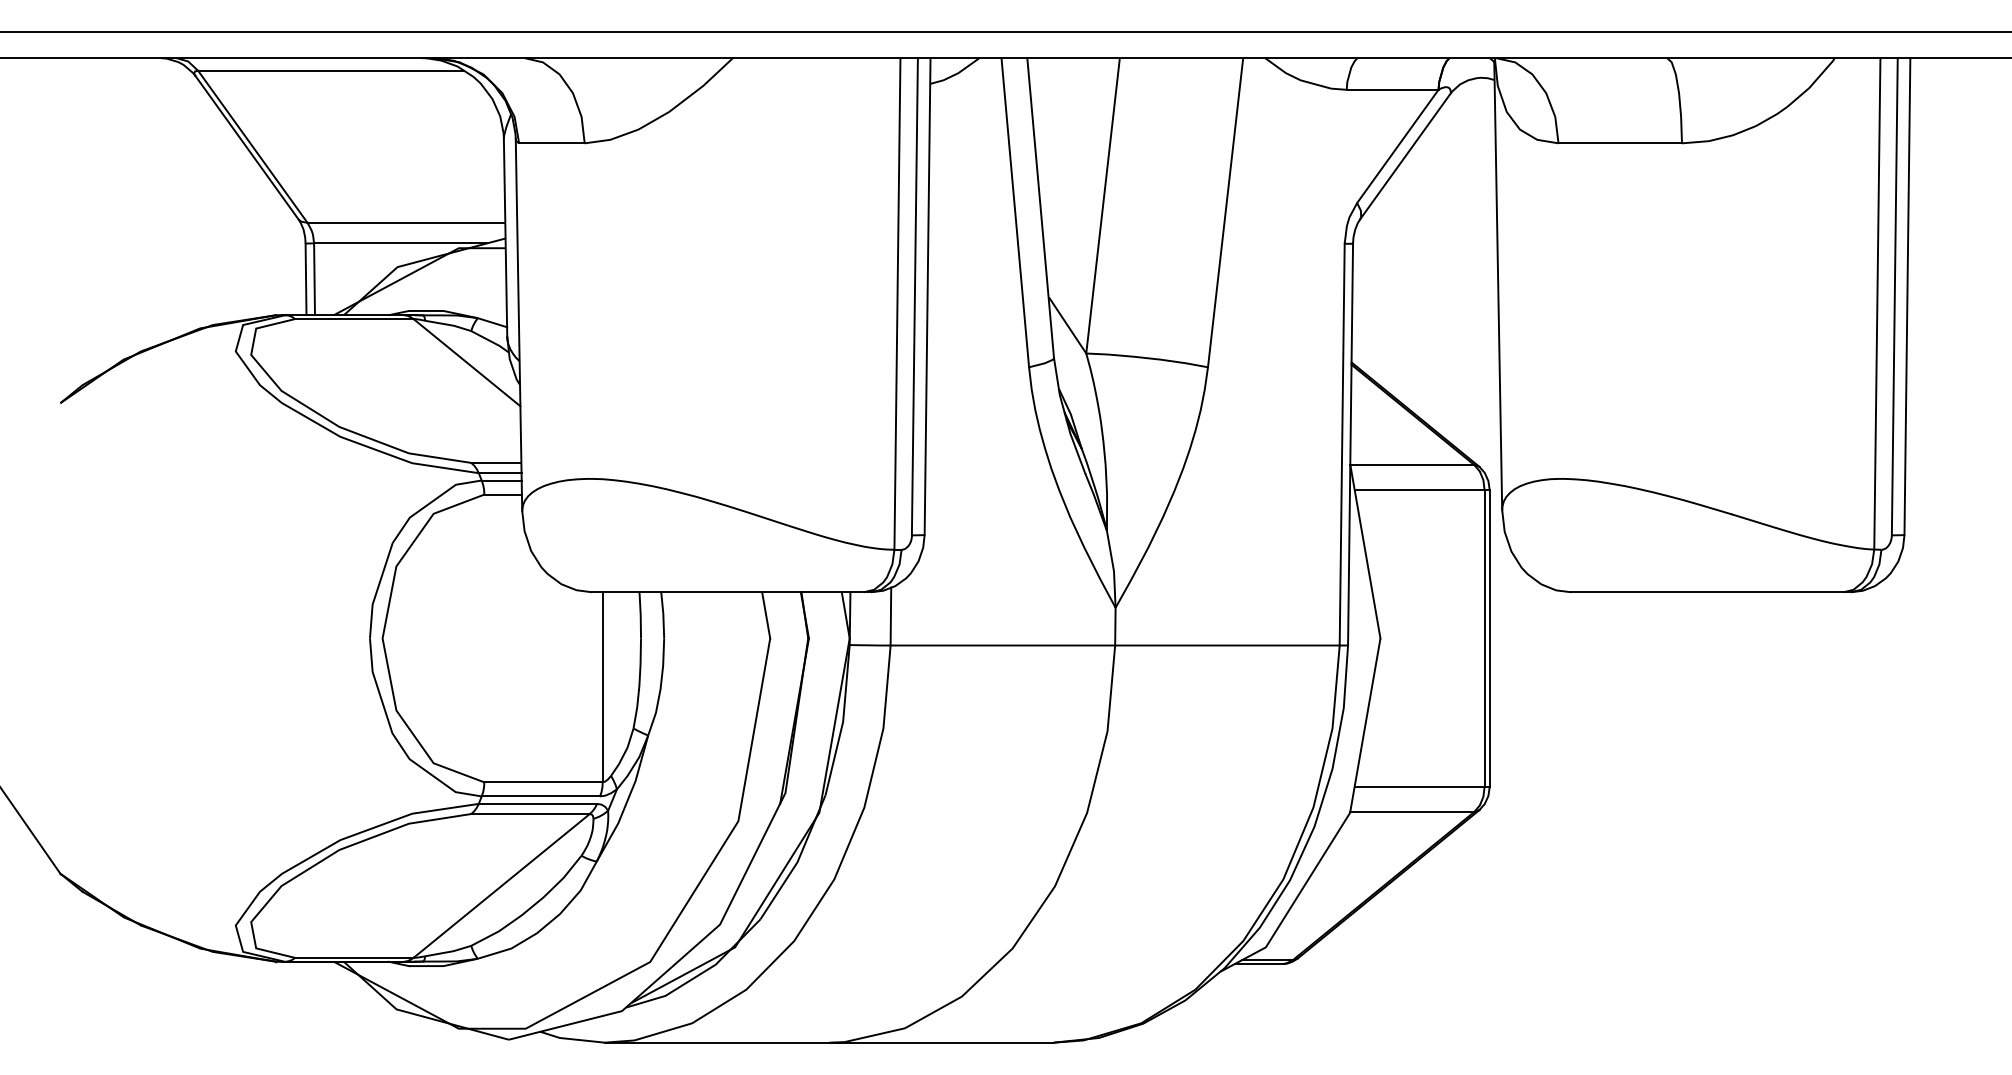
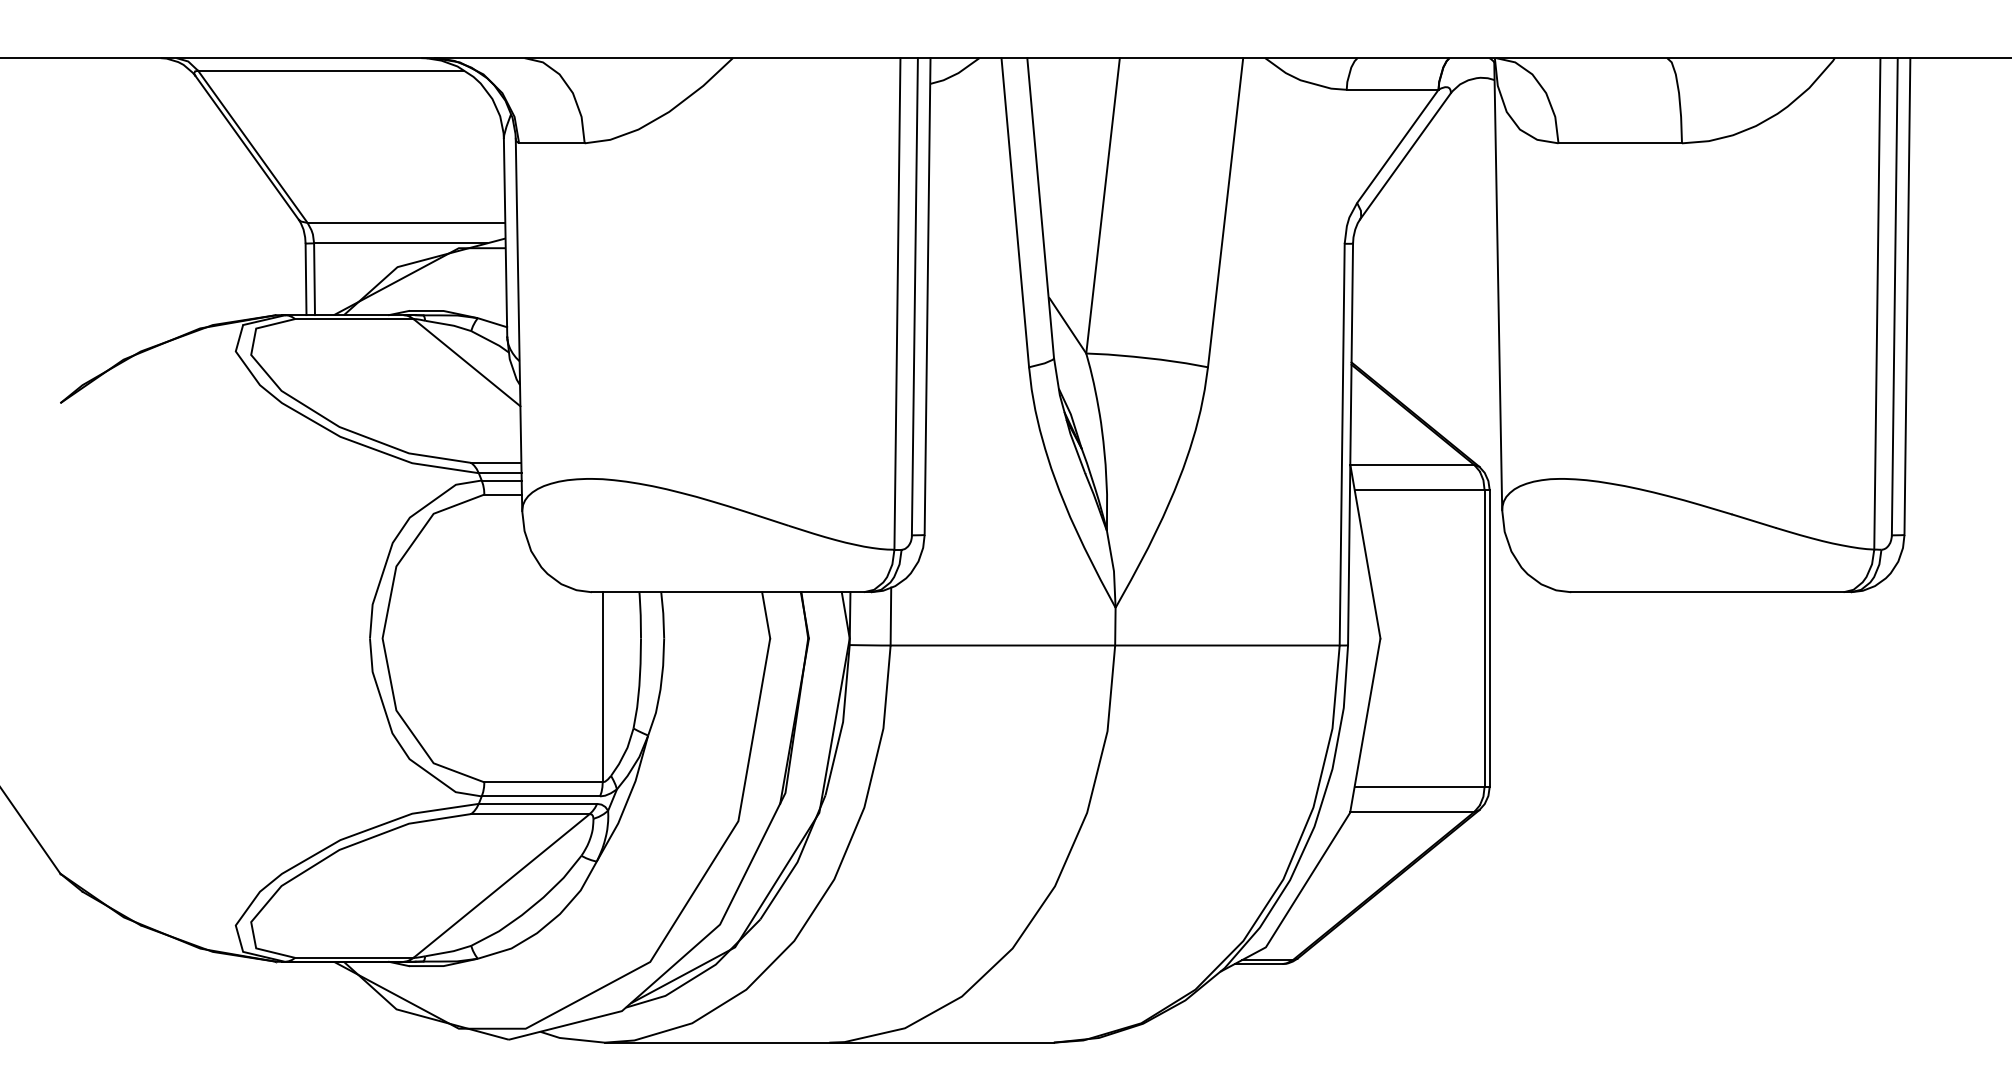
line: present -> none (1005, 32)
